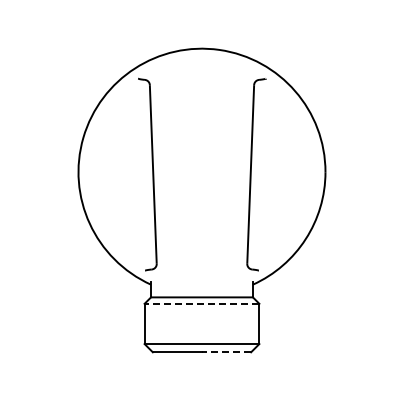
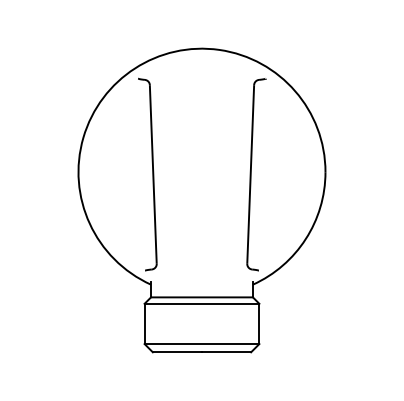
line: dashed -> solid (201, 303)
line: dashed -> solid (226, 352)
